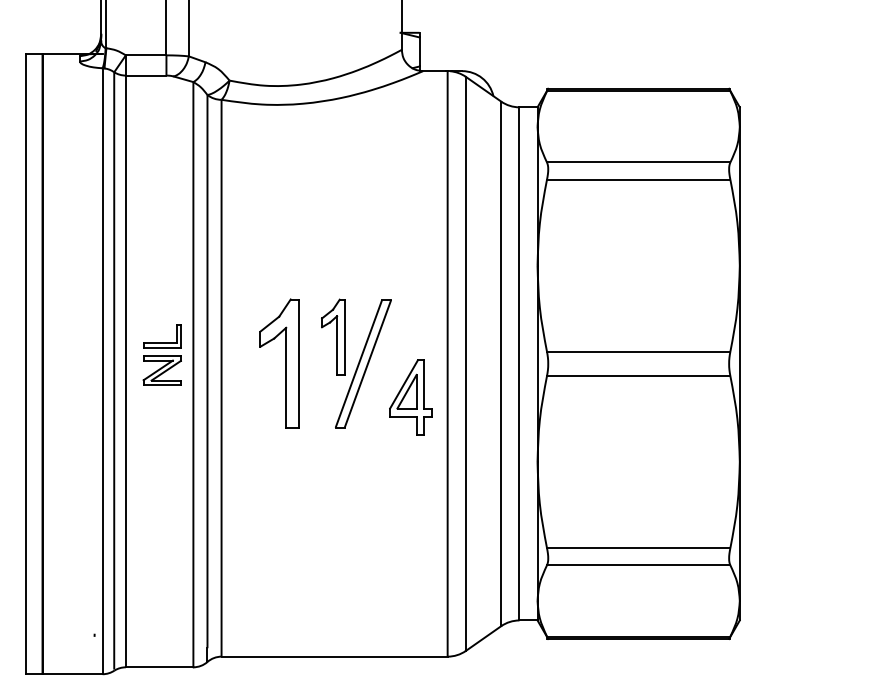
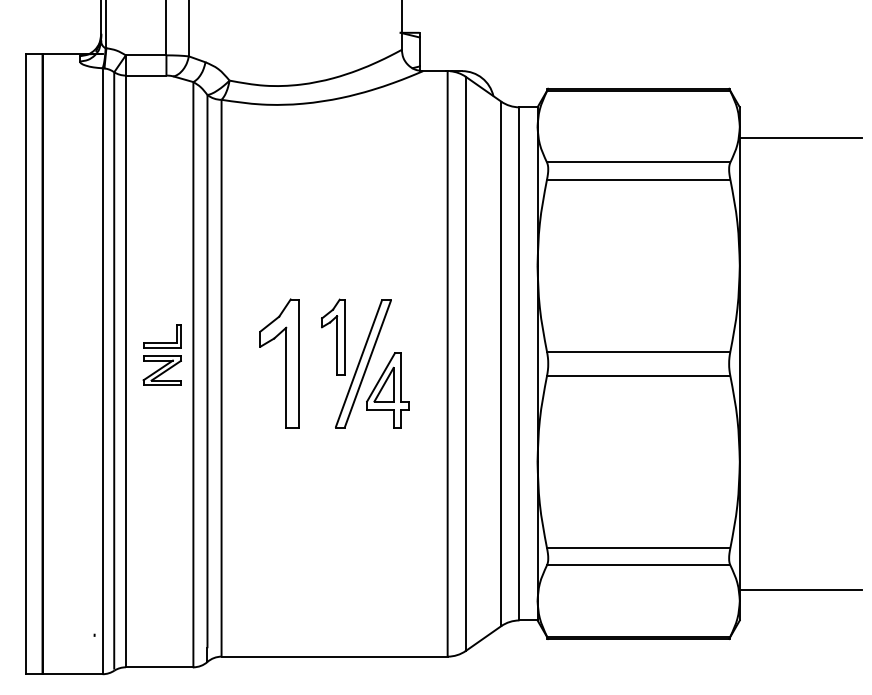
line: none -> present (800, 138)
part position: (410, 397) -> (387, 390) (387, 390)
line: none -> present (800, 589)
